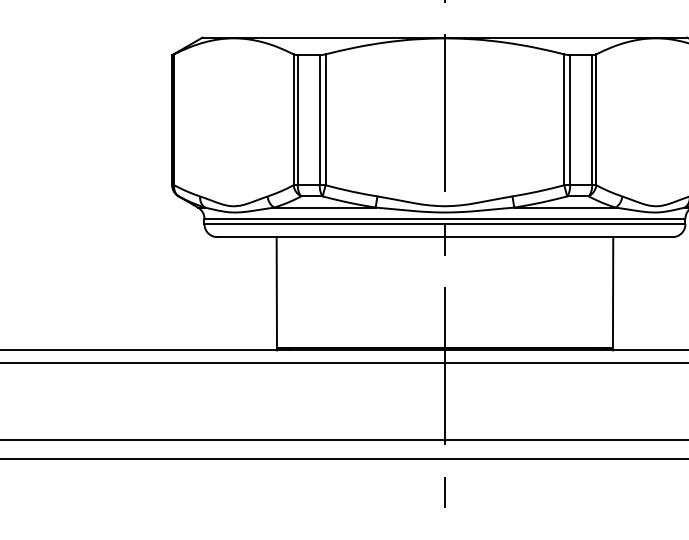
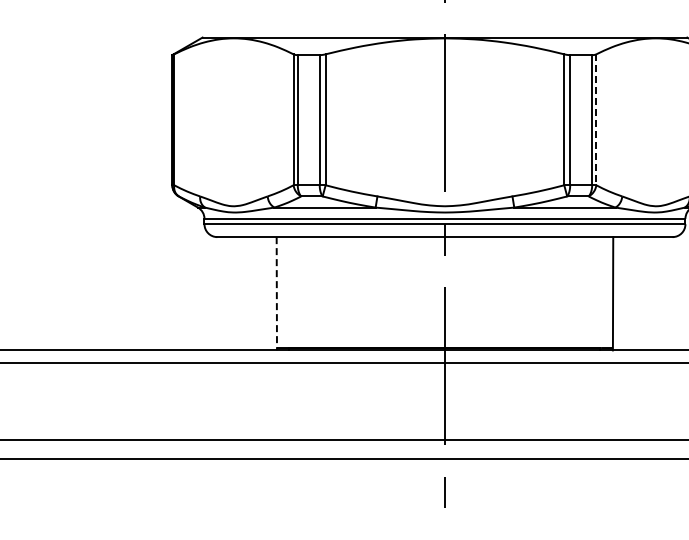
line: solid -> dashed (596, 120)
line: solid -> dashed (276, 293)
